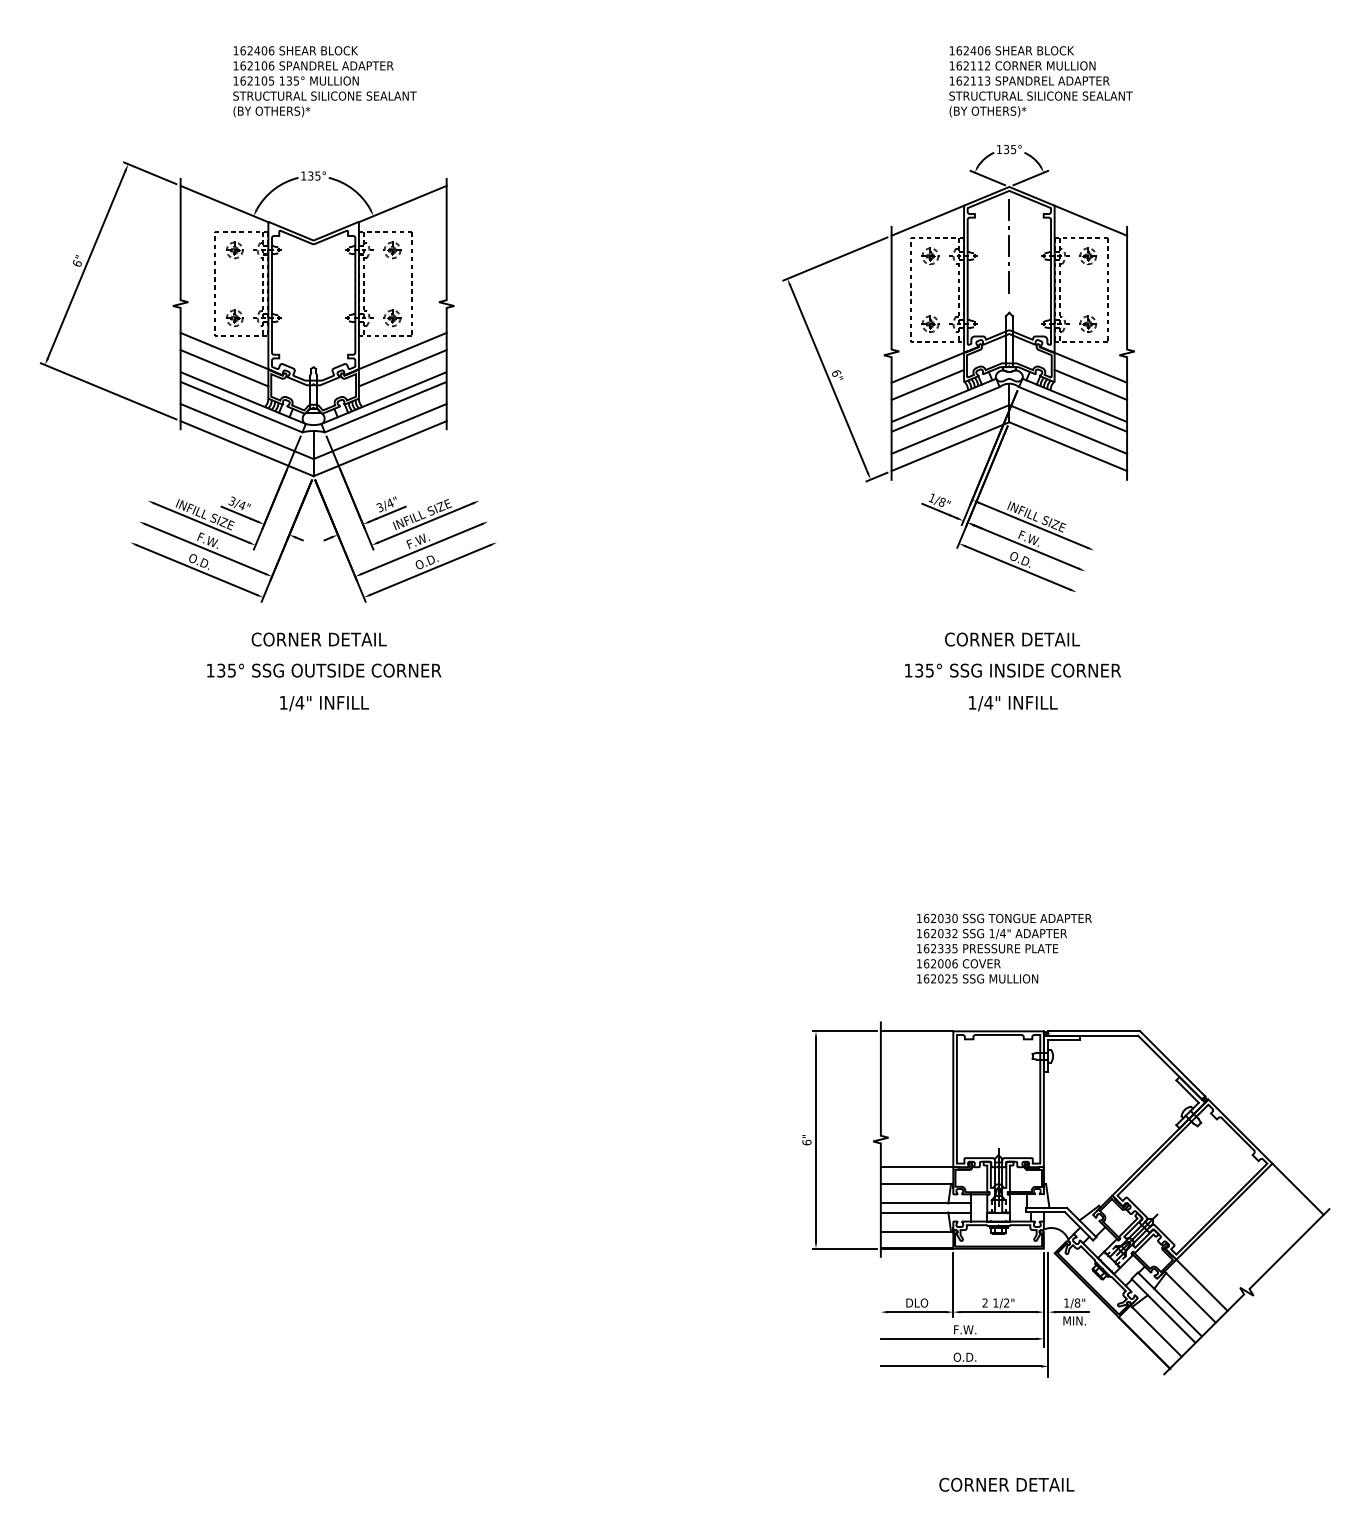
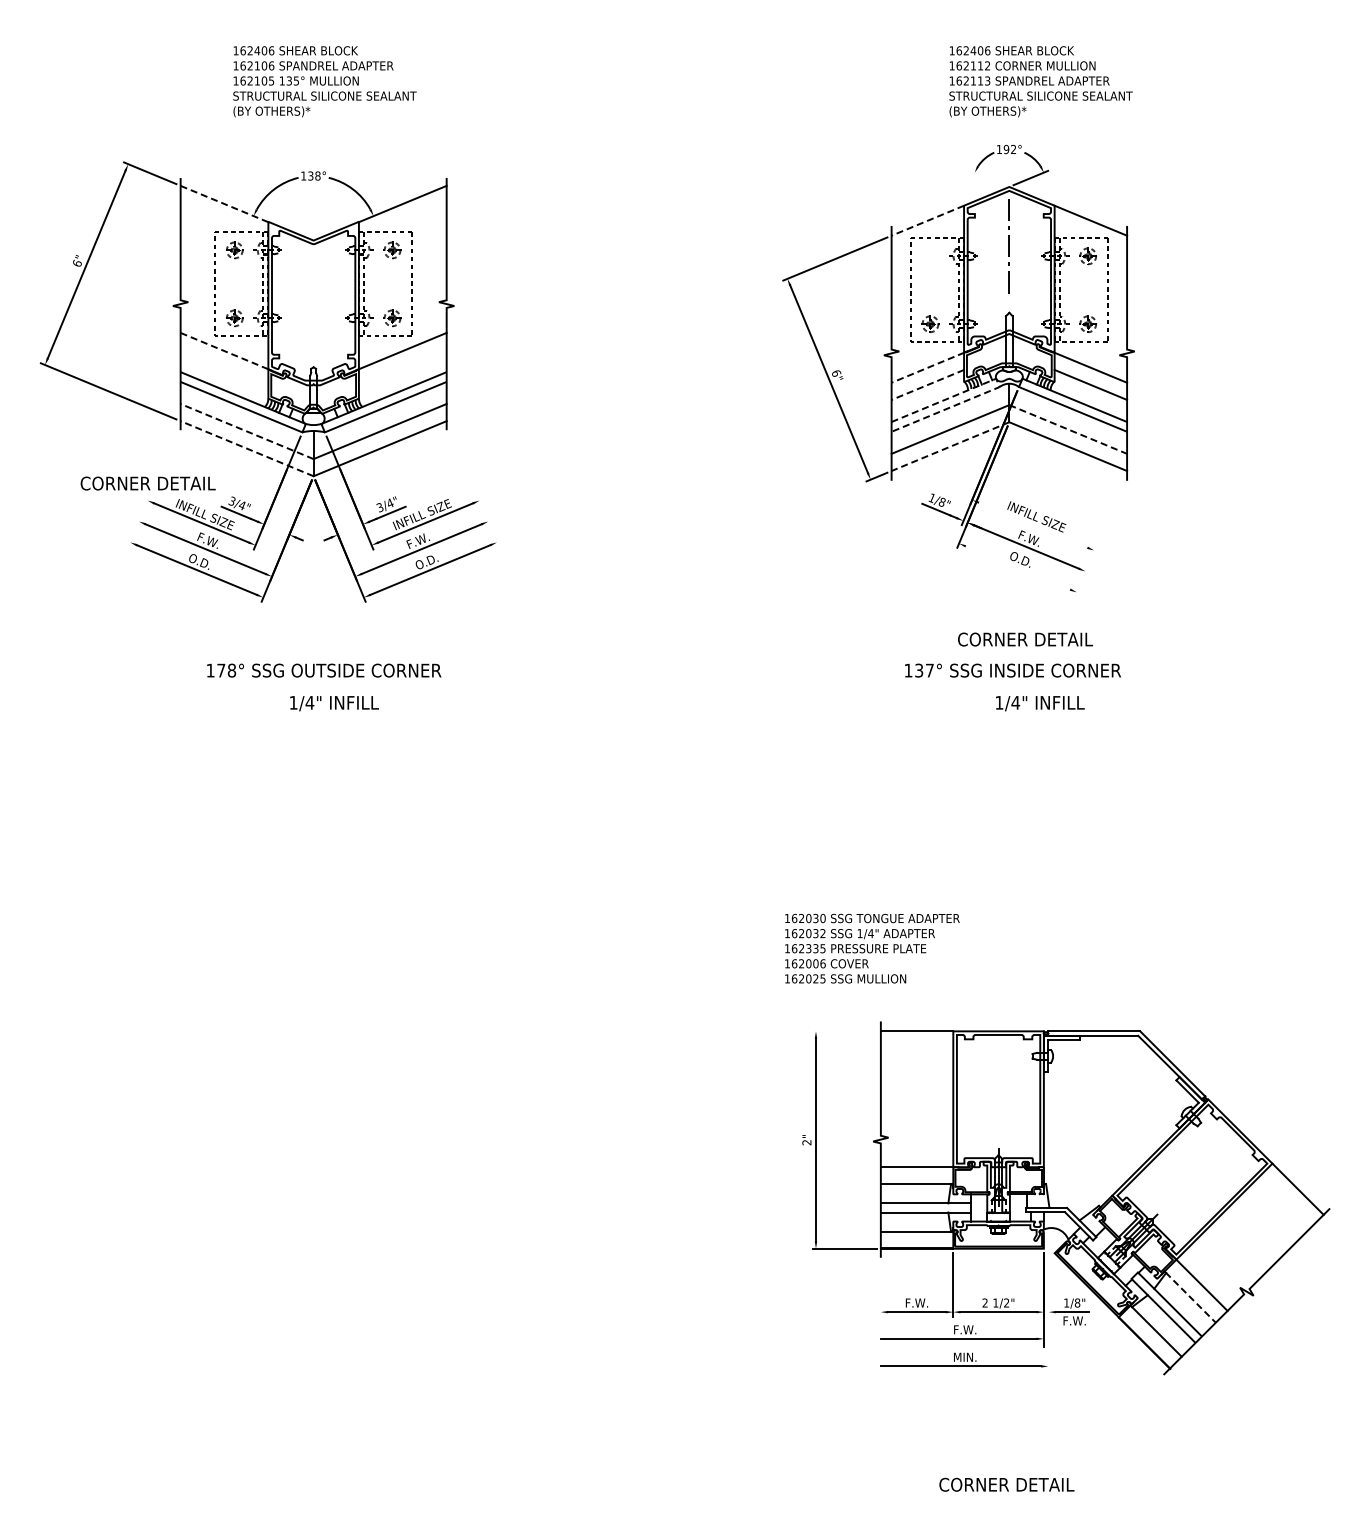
text: 135° -> 192° (1009, 149)
text: 135° -> 138° (317, 175)
line: present -> none (987, 177)
line: solid -> dashed (224, 203)
line: solid -> dashed (927, 220)
part: present -> none (930, 256)
line: solid -> dashed (224, 350)
line: solid -> dashed (927, 367)
line: present -> none (224, 368)
line: present -> none (402, 368)
line: solid -> dashed (998, 384)
line: solid -> dashed (927, 385)
line: solid -> dashed (1068, 429)
line: solid -> dashed (247, 431)
line: solid -> dashed (950, 446)
line: solid -> dashed (247, 448)
line: present -> none (1032, 524)
line: present -> none (1017, 567)
text position: (318, 639) -> (147, 483) (147, 483)
text position: (1012, 639) -> (1025, 639) (1025, 639)
text: 135° -> 178° (226, 670)
text: 135° -> 137° (929, 670)
text position: (324, 703) -> (334, 703) (334, 703)
text position: (1013, 703) -> (1040, 703) (1040, 703)
text position: (1004, 948) -> (872, 948) (872, 948)
line: present -> none (844, 1031)
text: 6" -> 2" (806, 1142)
line: solid -> dashed (1191, 1298)
text: DLO -> F.W. (916, 1302)
line: present -> none (1048, 1315)
text: MIN. -> F.W. (1074, 1320)
text: O.D. -> MIN. (964, 1356)
